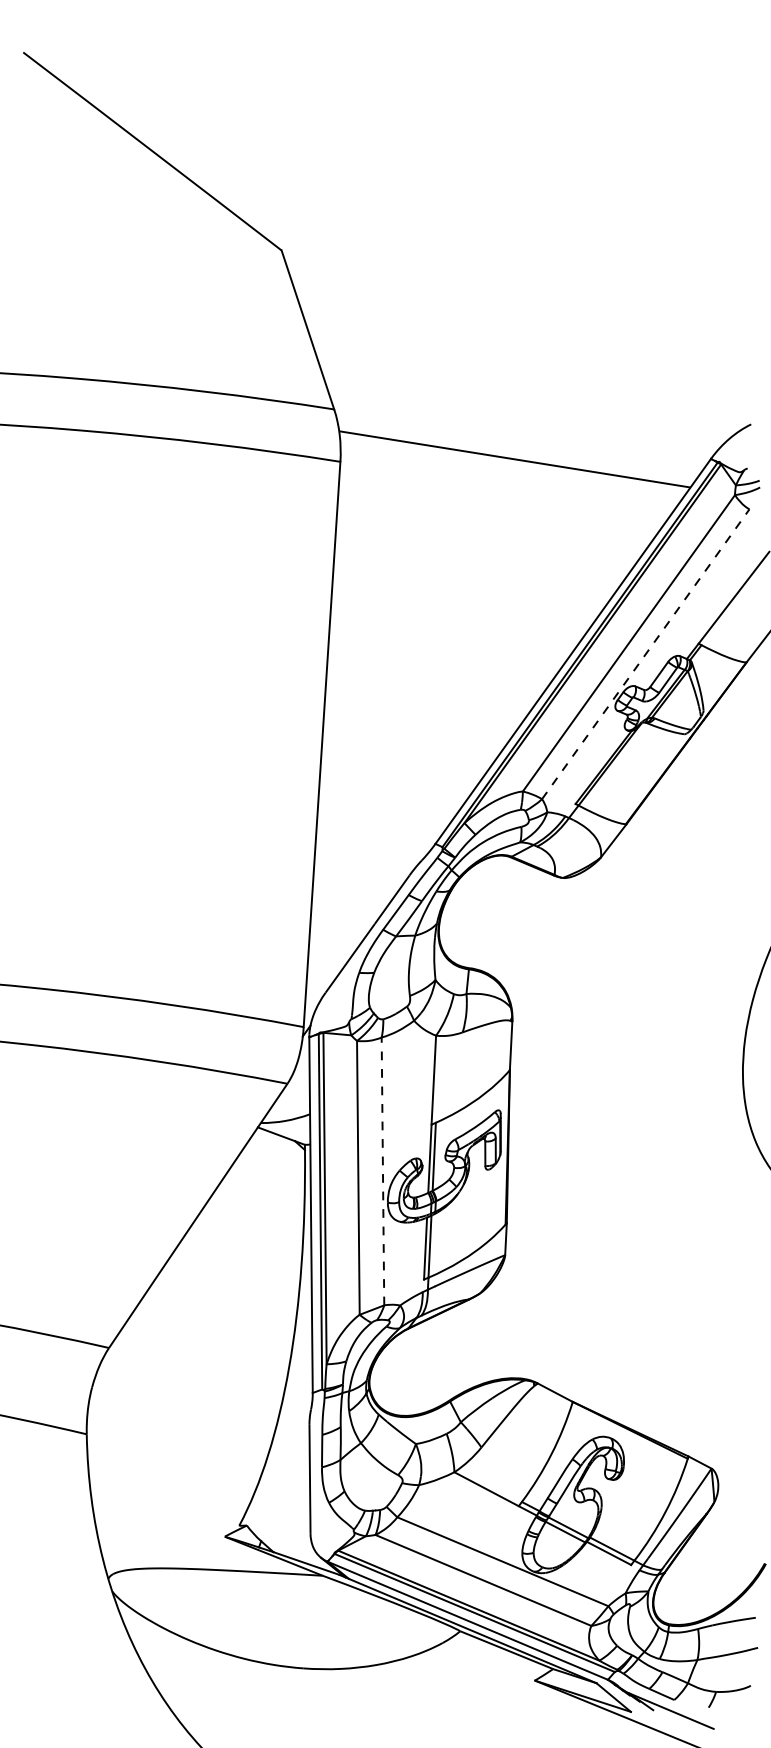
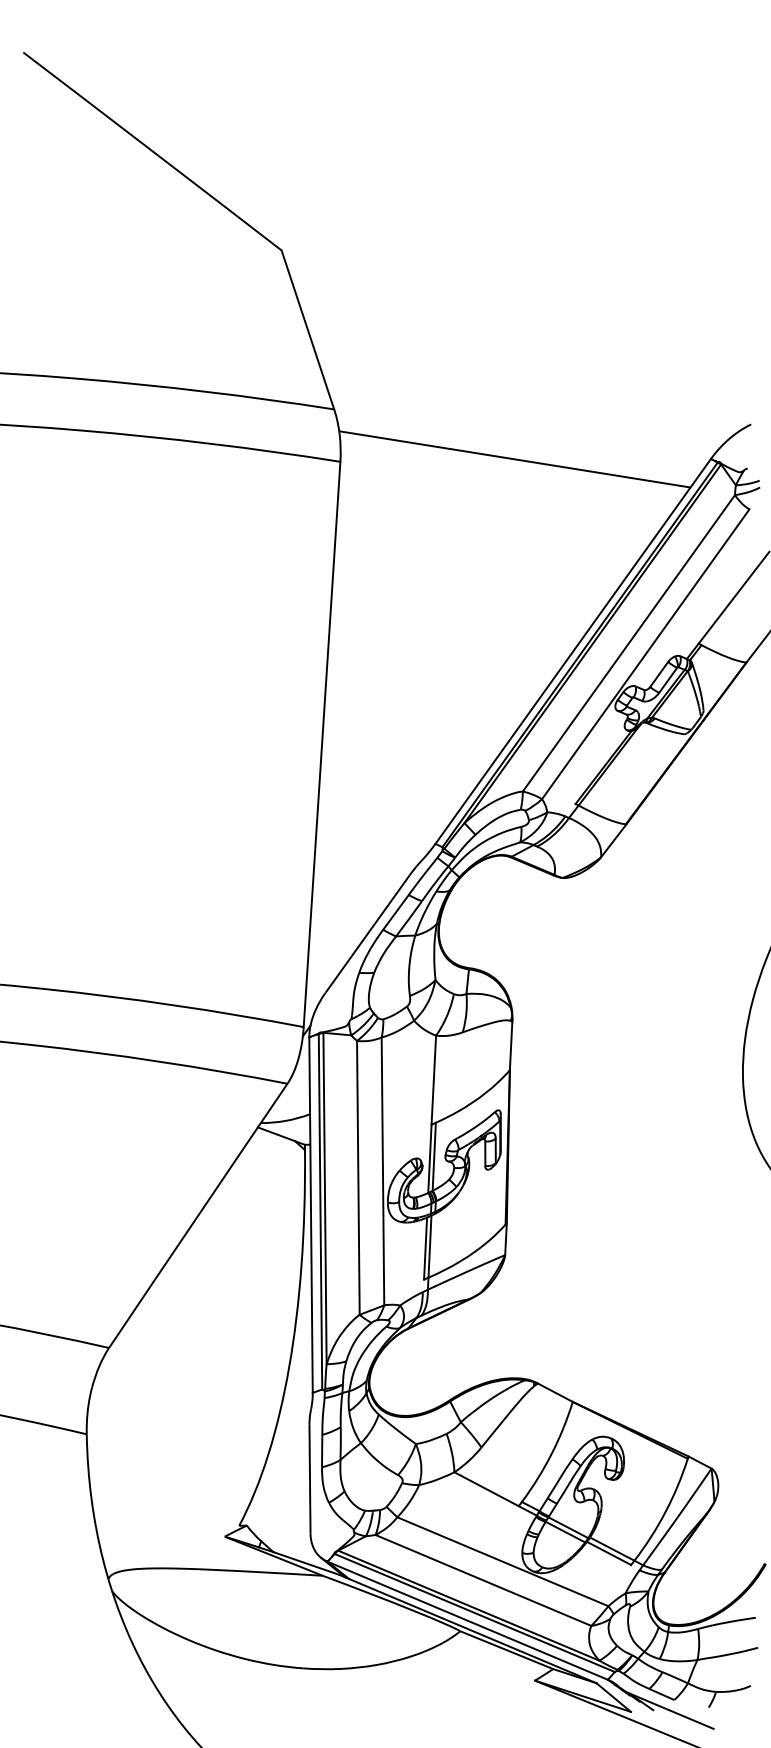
line: dashed -> solid (646, 653)
line: dashed -> solid (382, 1171)
